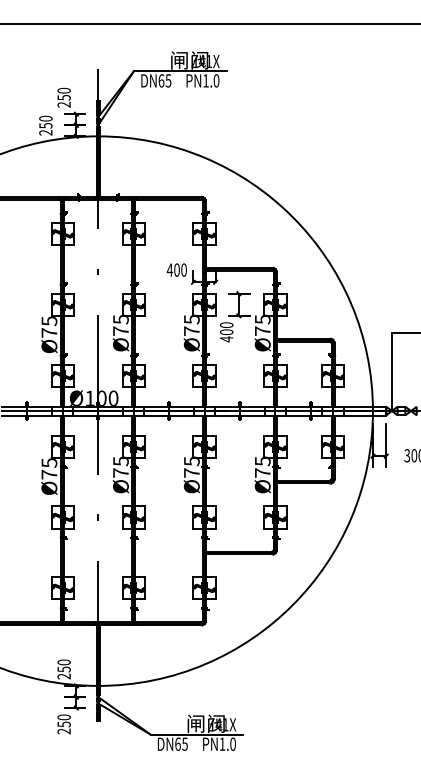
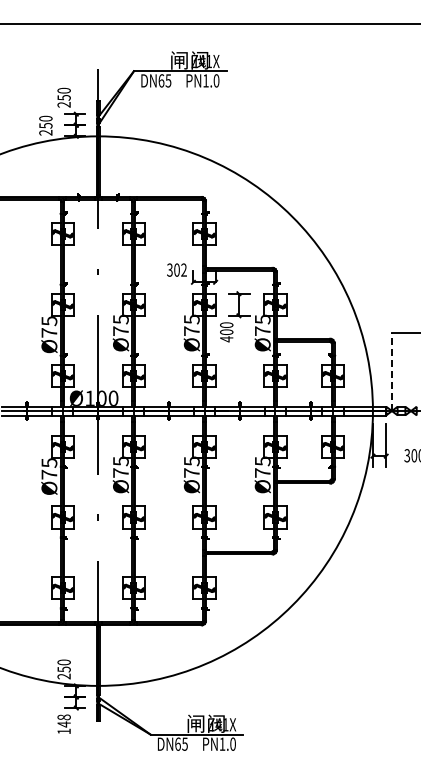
text: 400 -> 302 (176, 269)
line: solid -> dashed (392, 371)
text: 250 -> 148 (63, 724)
